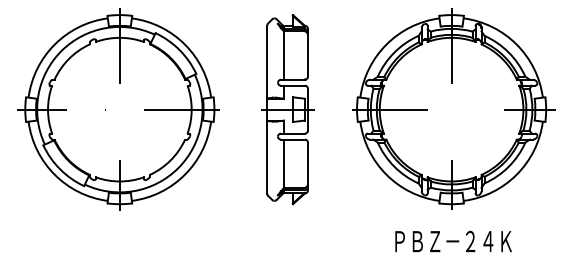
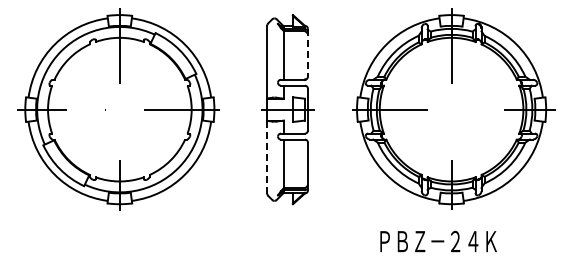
line: solid -> dashed (307, 52)
line: solid -> dashed (267, 157)
text position: (453, 241) -> (438, 241) (438, 241)
